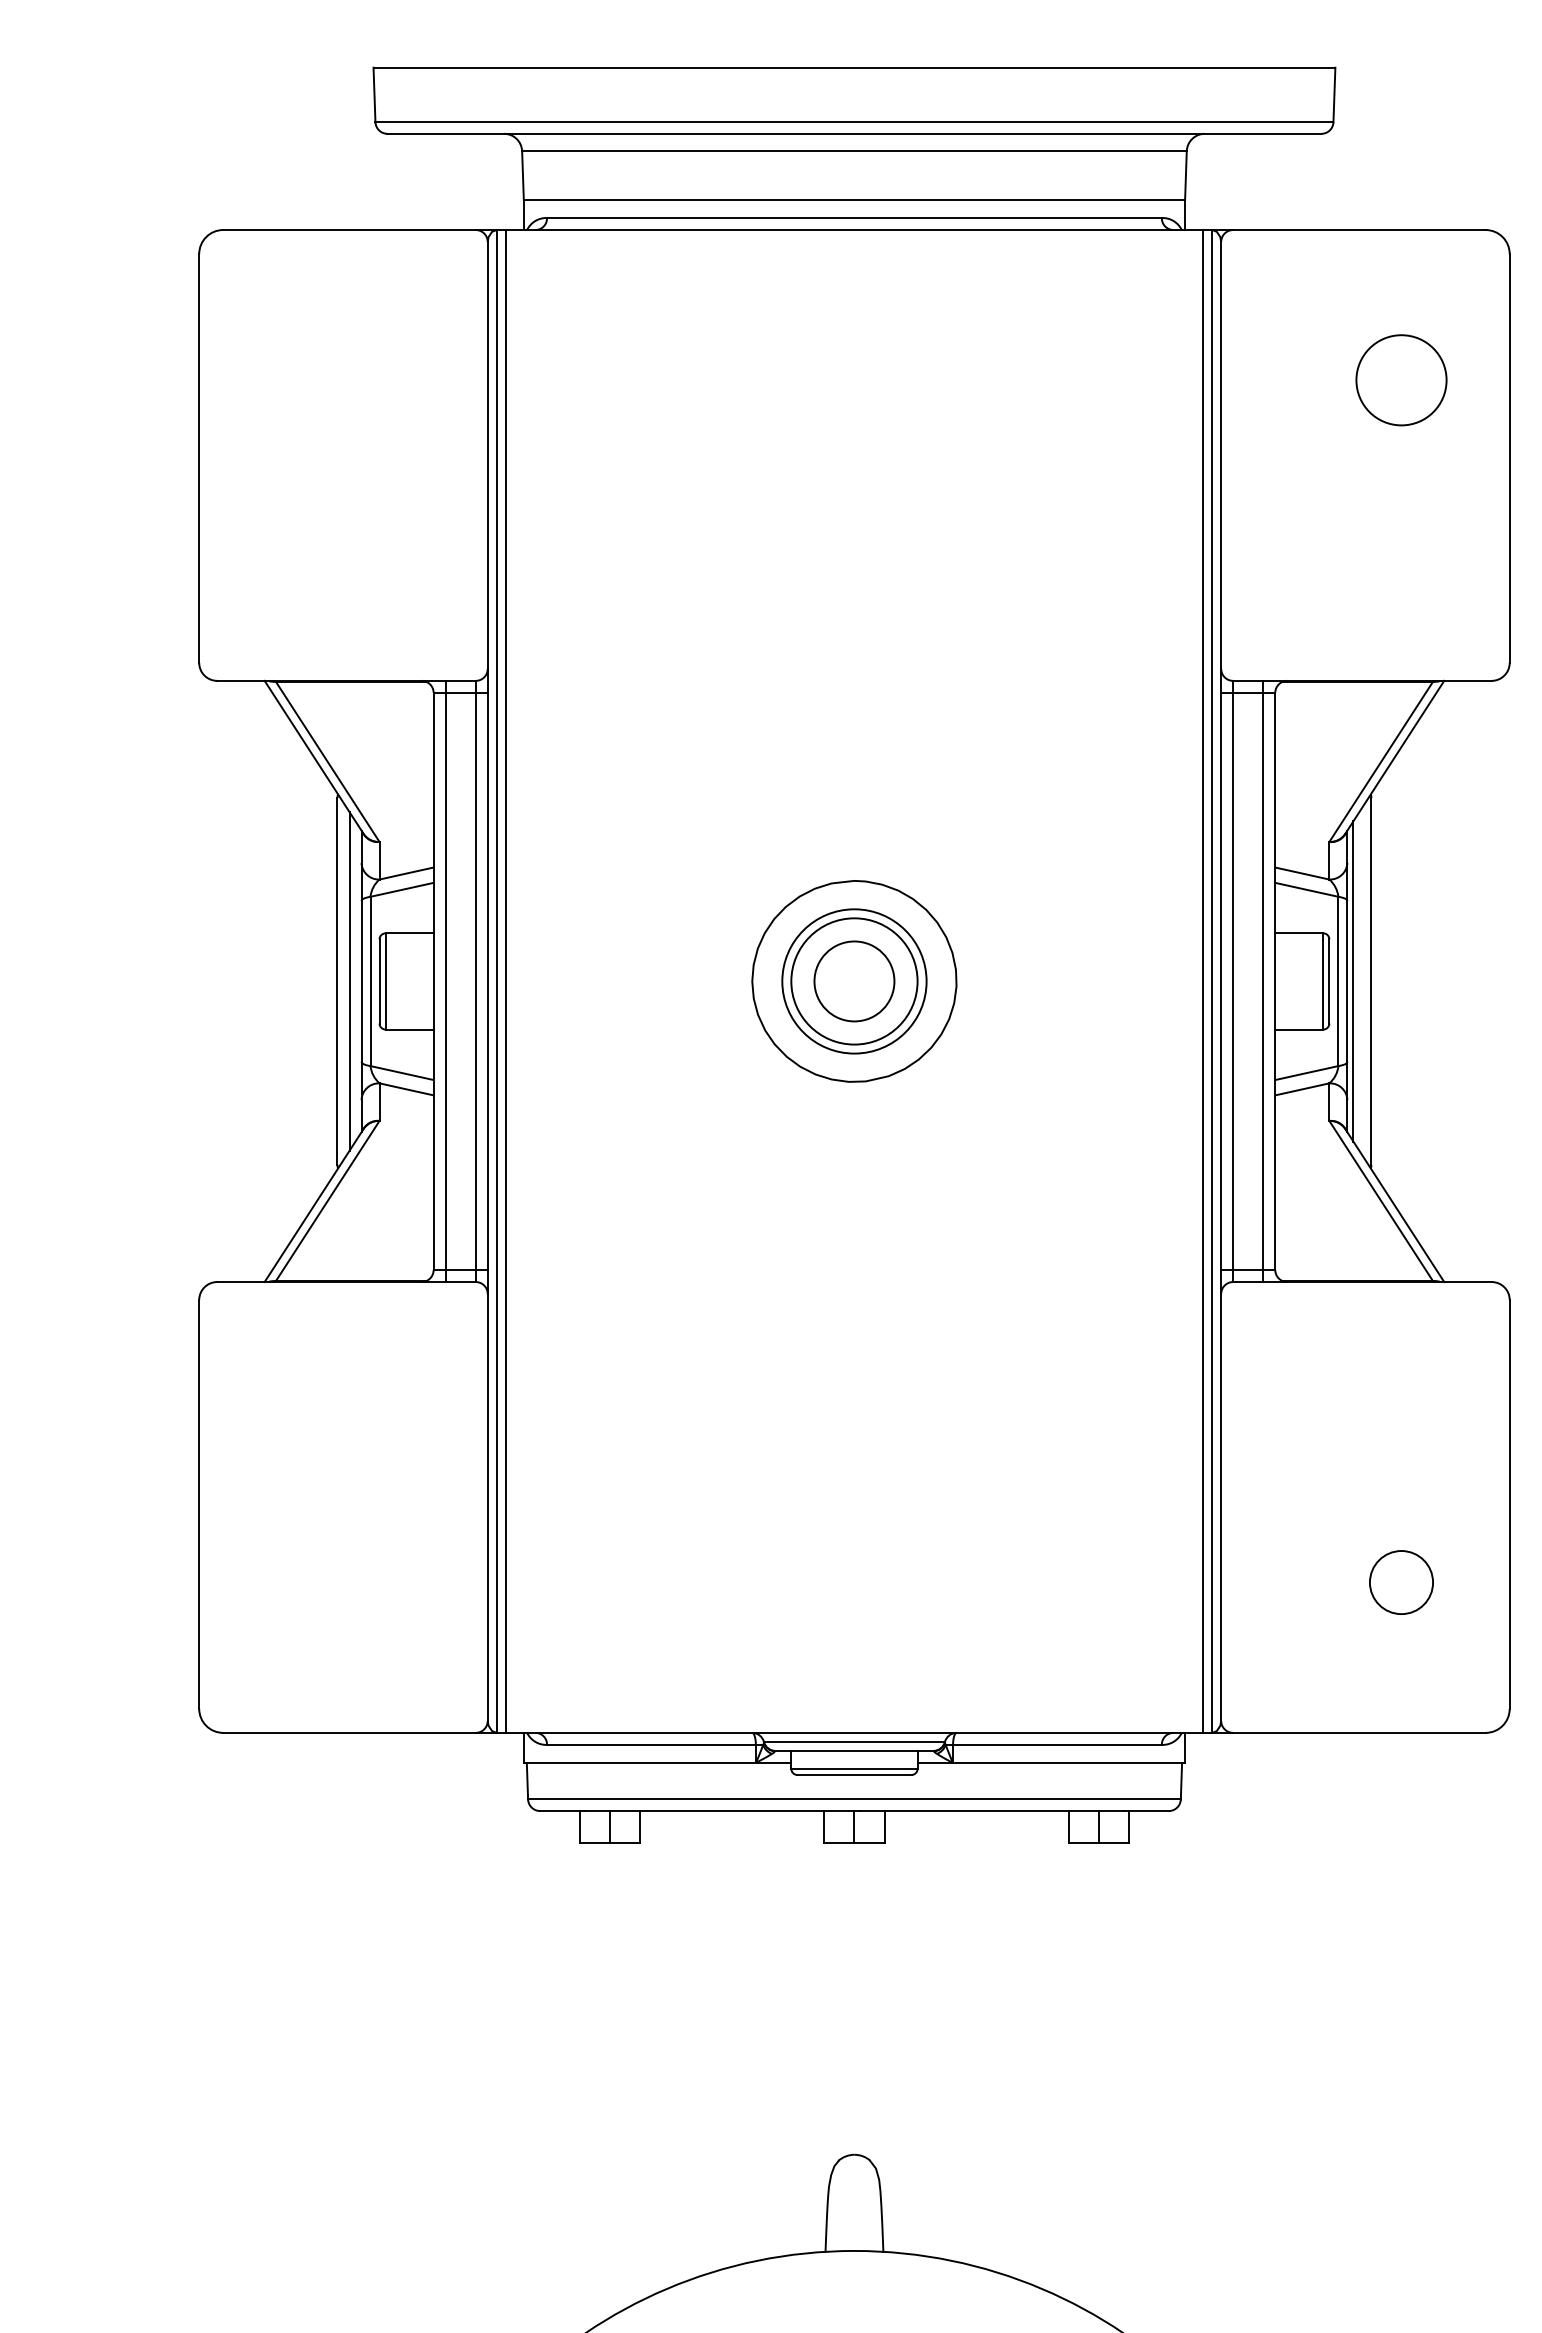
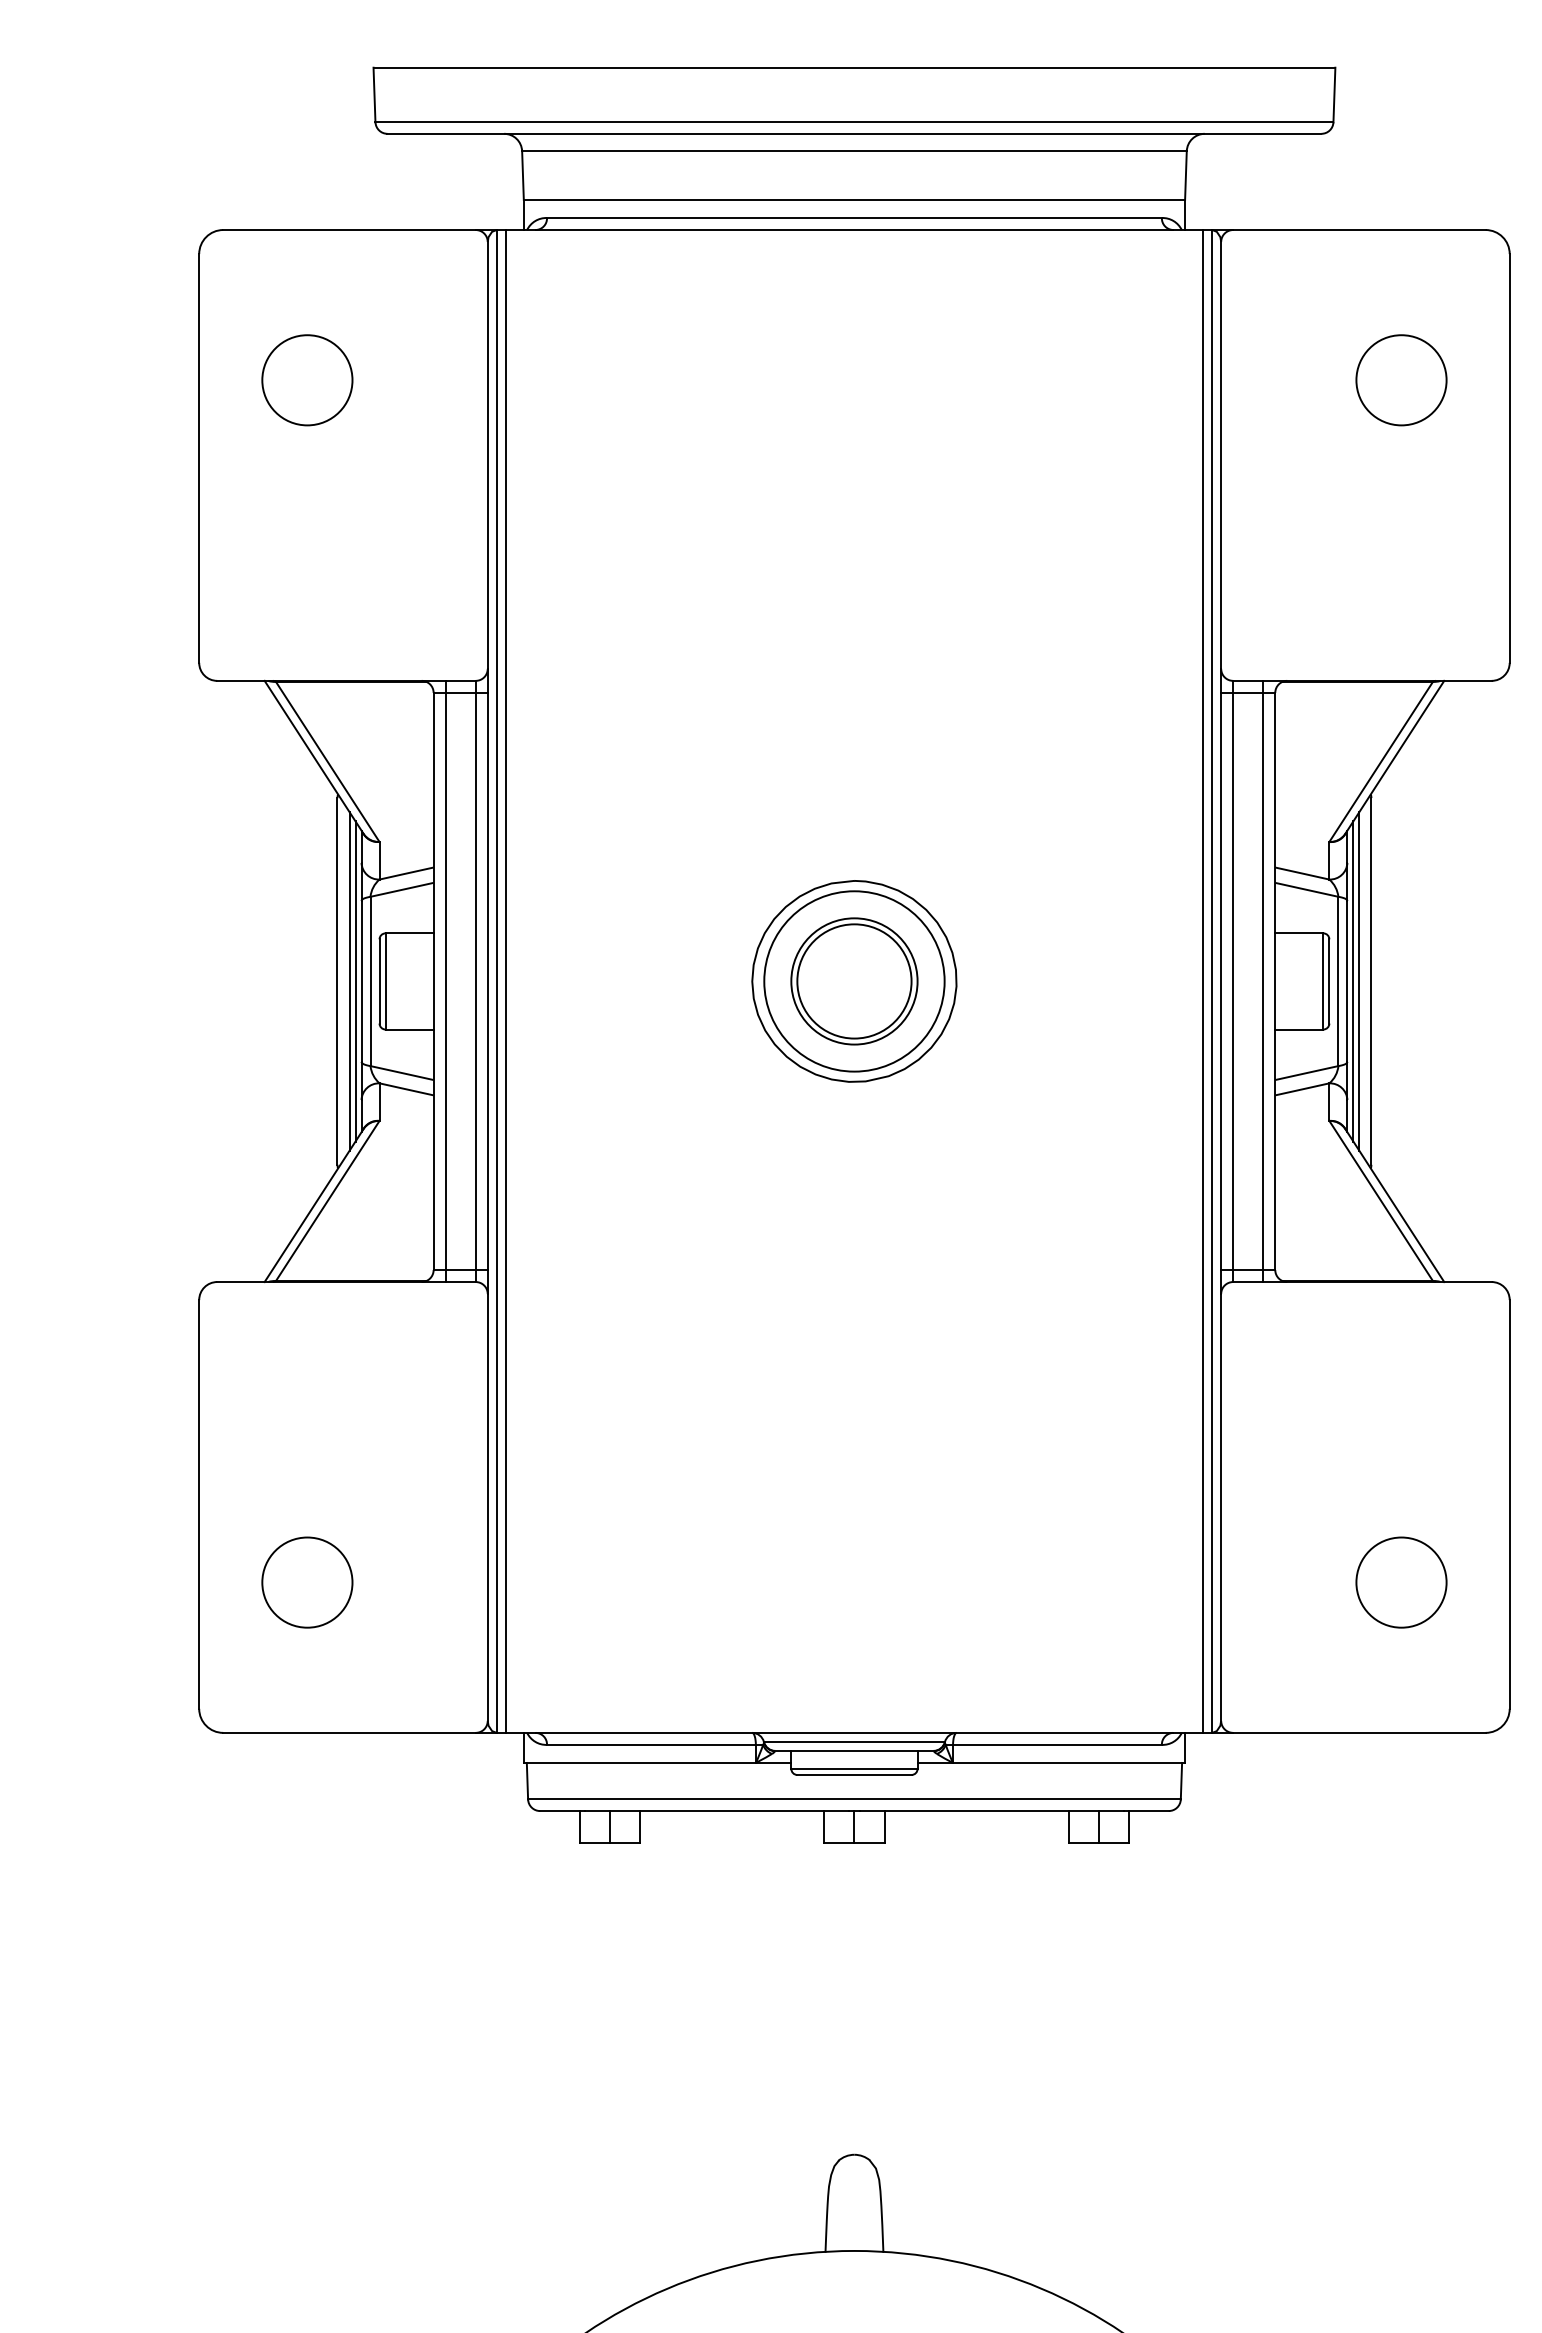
circle: none -> present (307, 380)
line: none -> present (355, 981)
circle diameter: 144 px -> 180 px (854, 981)
circle diameter: 80 px -> 114 px (854, 981)
line: none -> present (1359, 981)
circle: none -> present (307, 1582)
circle size: 65x65 px -> 93x93 px (1401, 1582)
